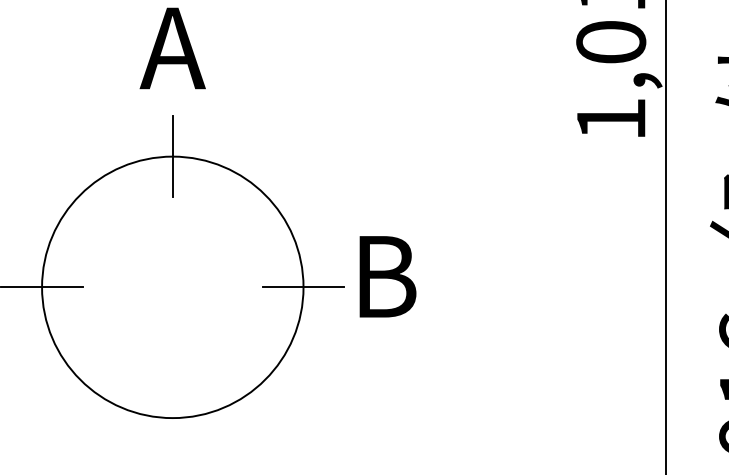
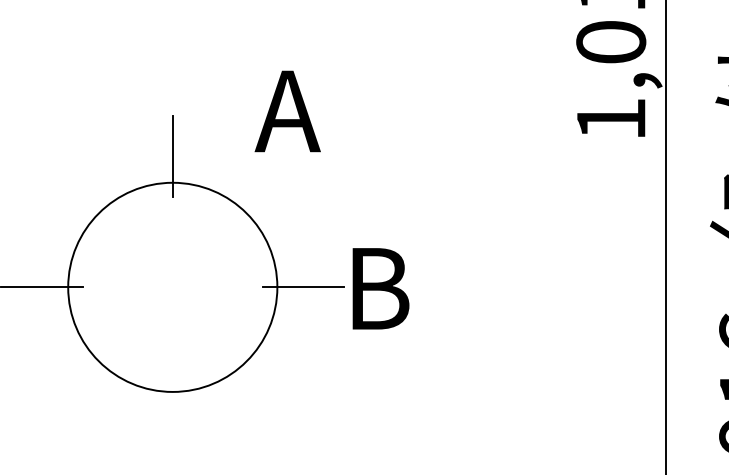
text position: (172, 48) -> (287, 111) (287, 111)
text position: (387, 276) -> (380, 288) (380, 288)
circle diameter: 261 px -> 209 px (172, 286)
